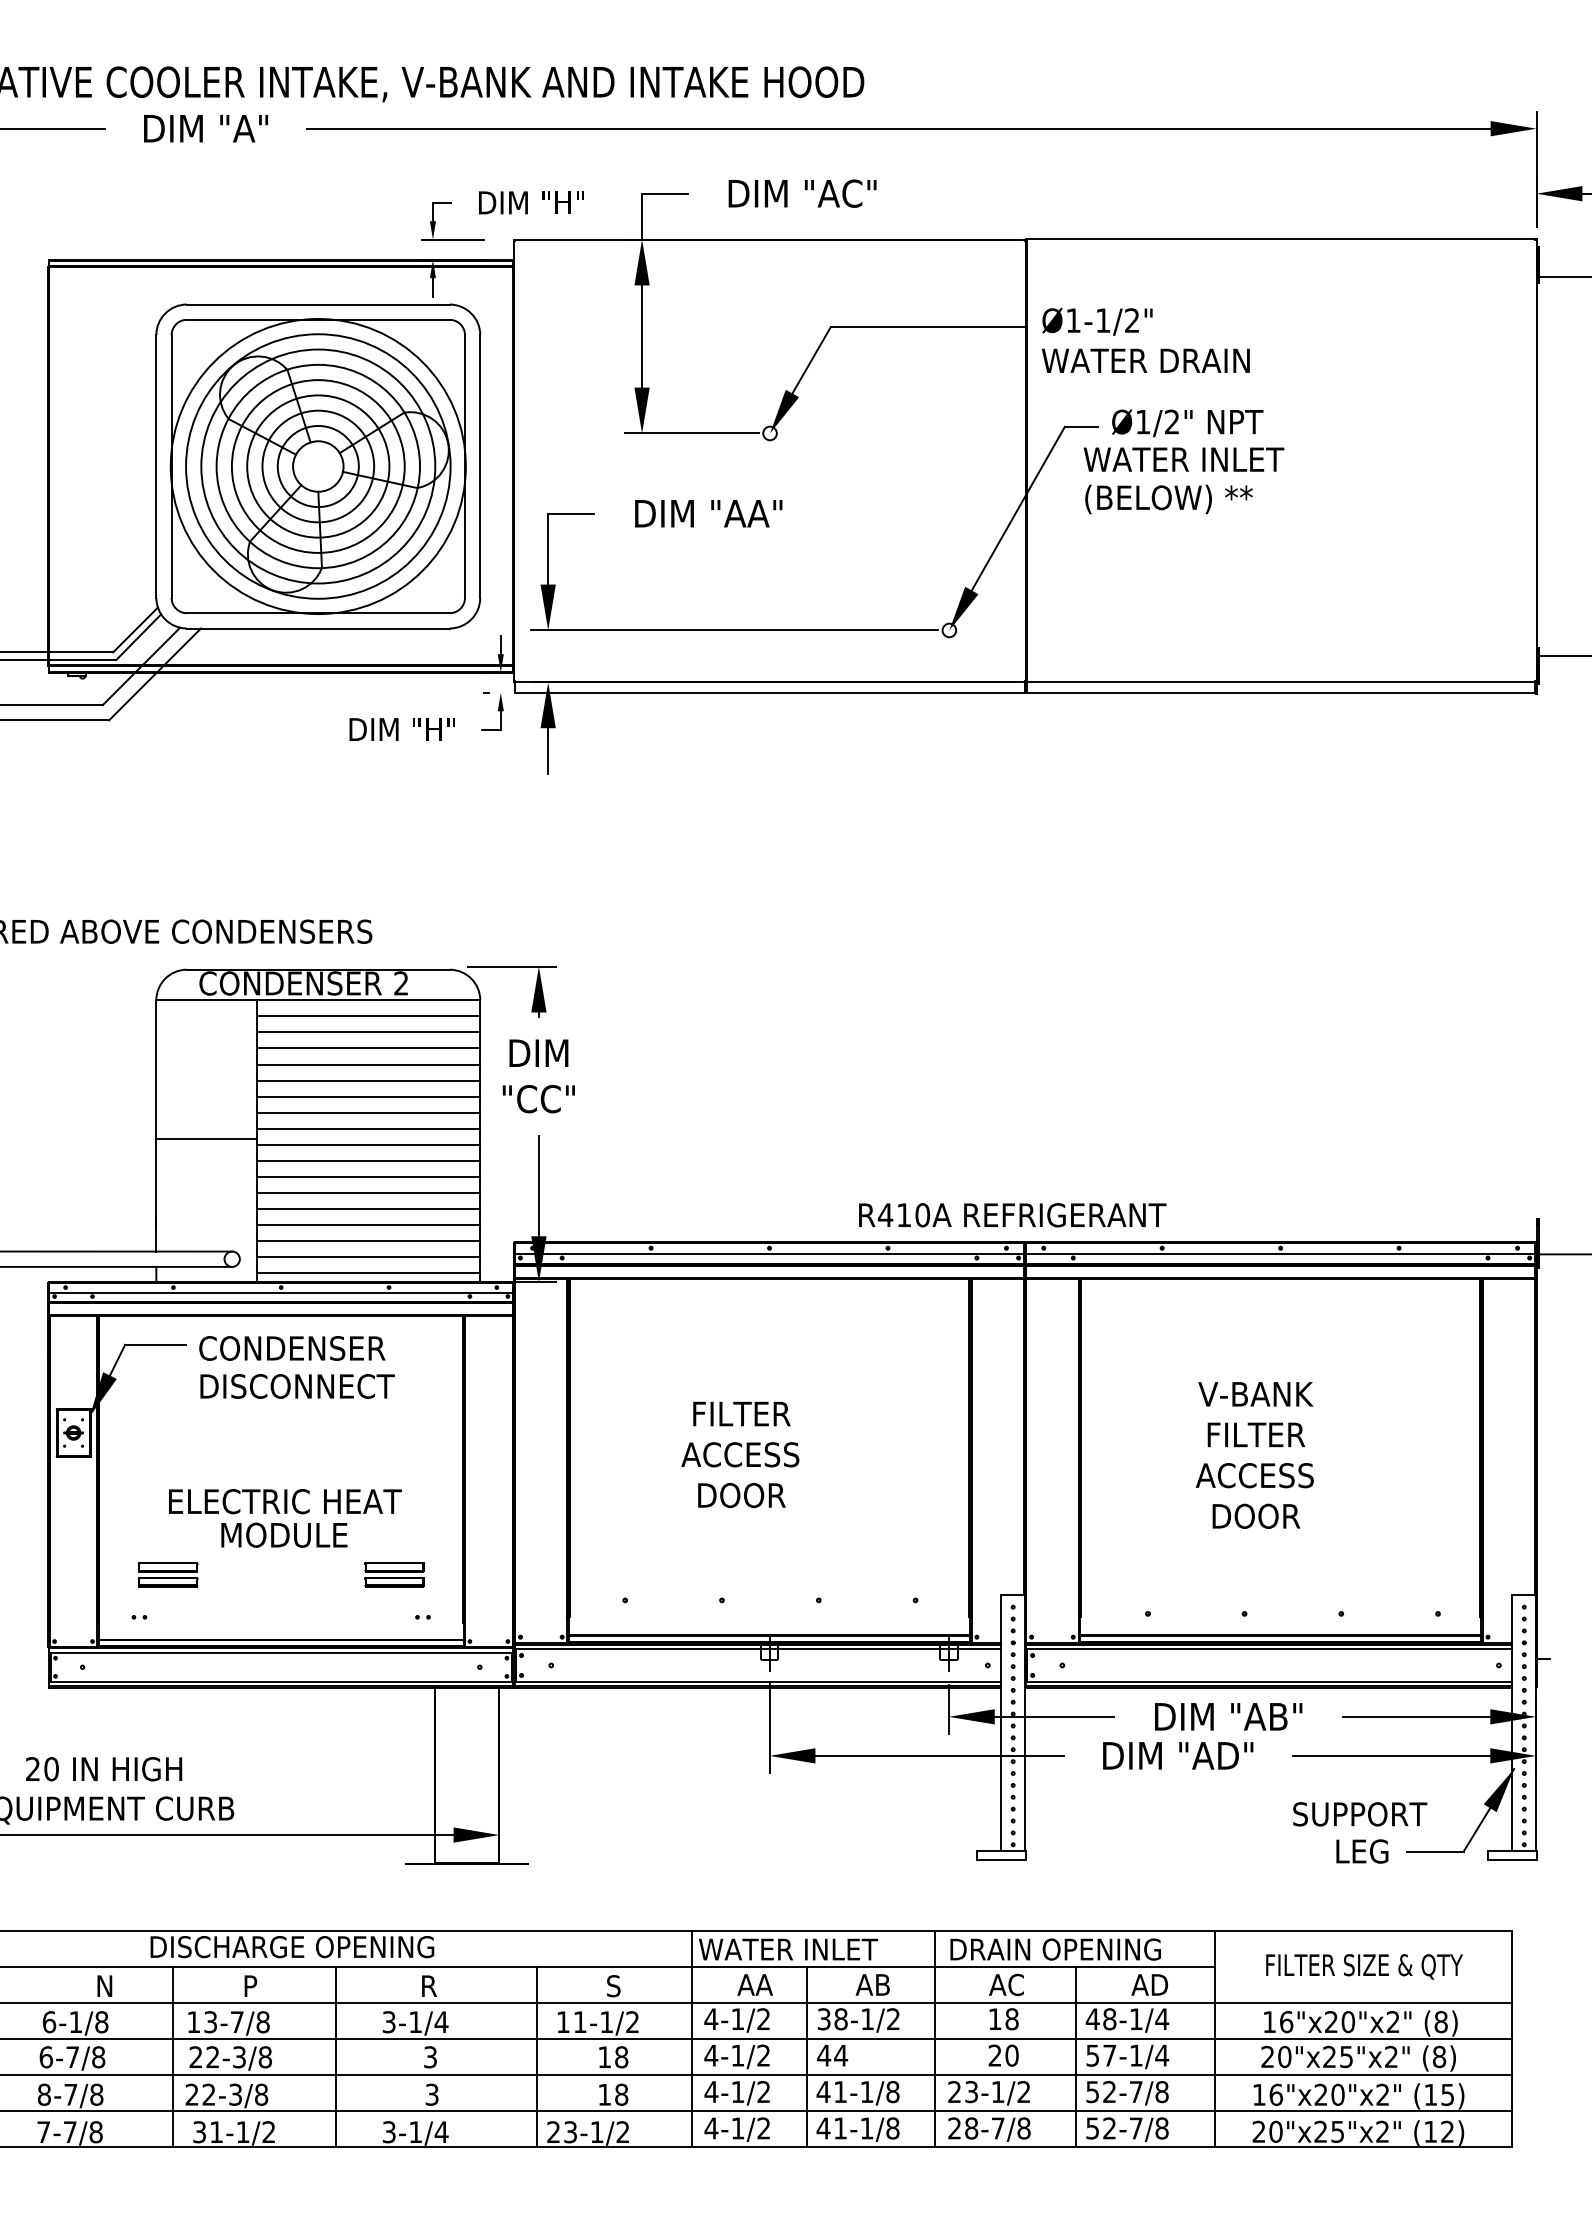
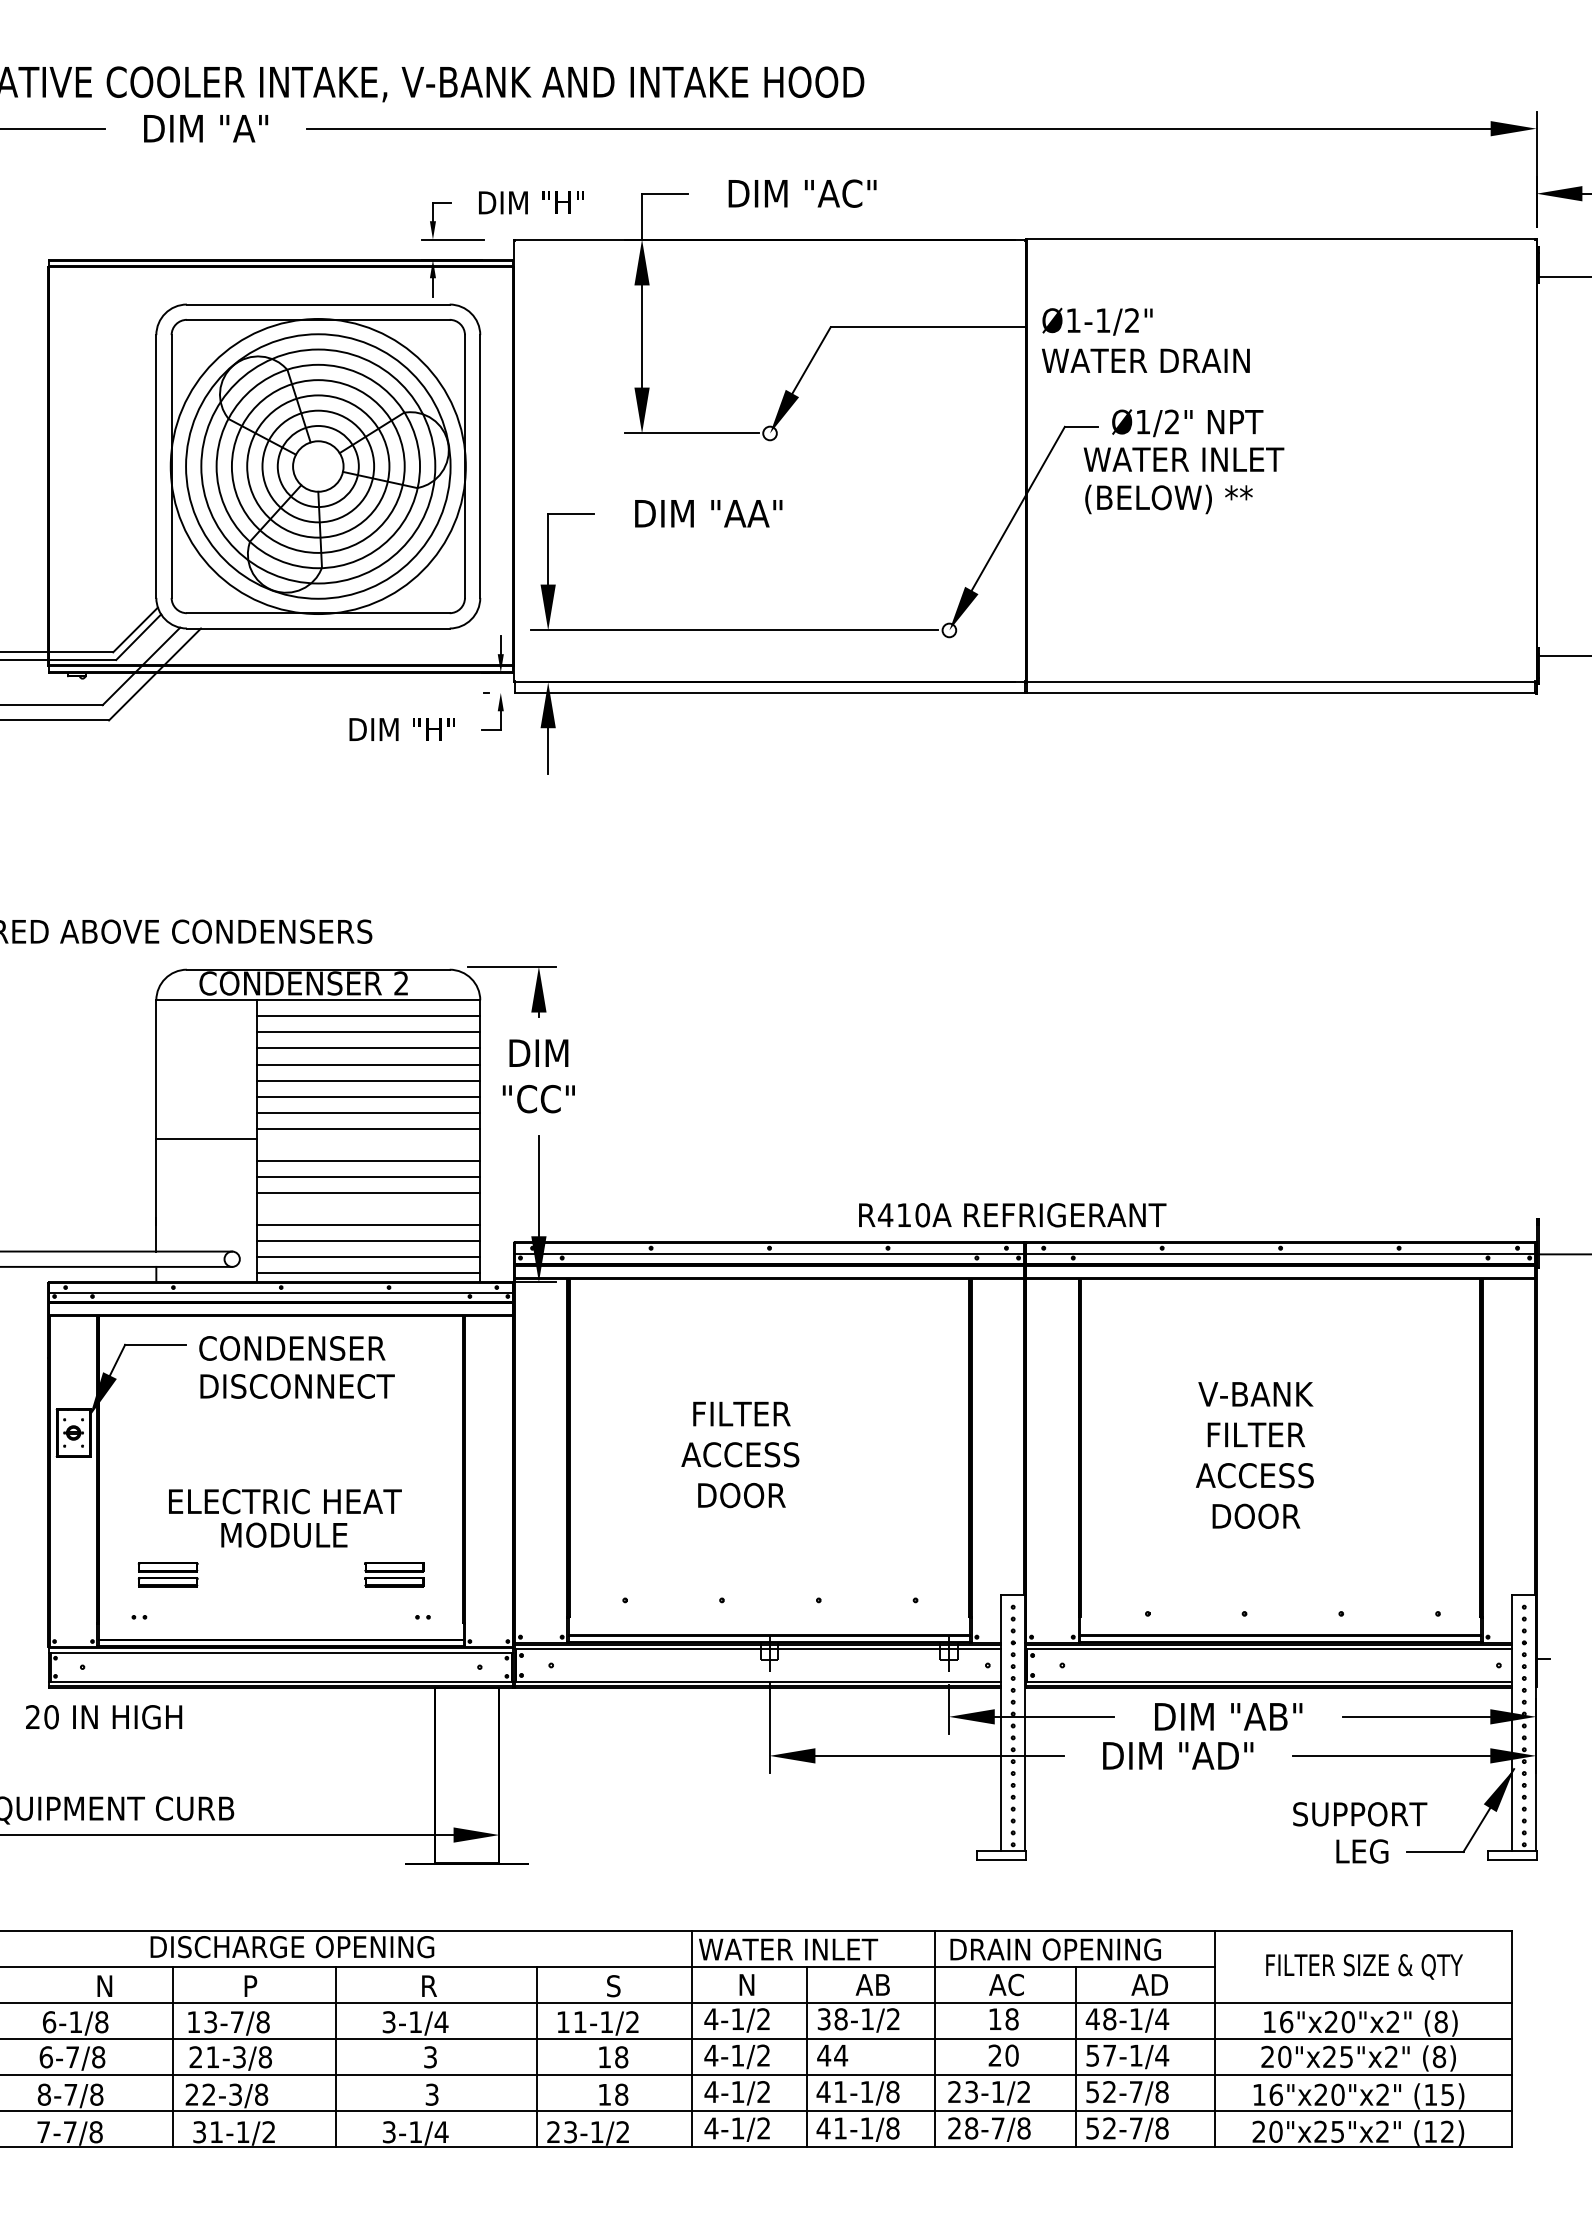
line: present -> none (368, 1144)
line: present -> none (368, 1209)
text position: (104, 1769) -> (104, 1717) (104, 1717)
text: AA -> N (754, 1984)
text: 22-3/8 -> 21-3/8 (212, 2056)
